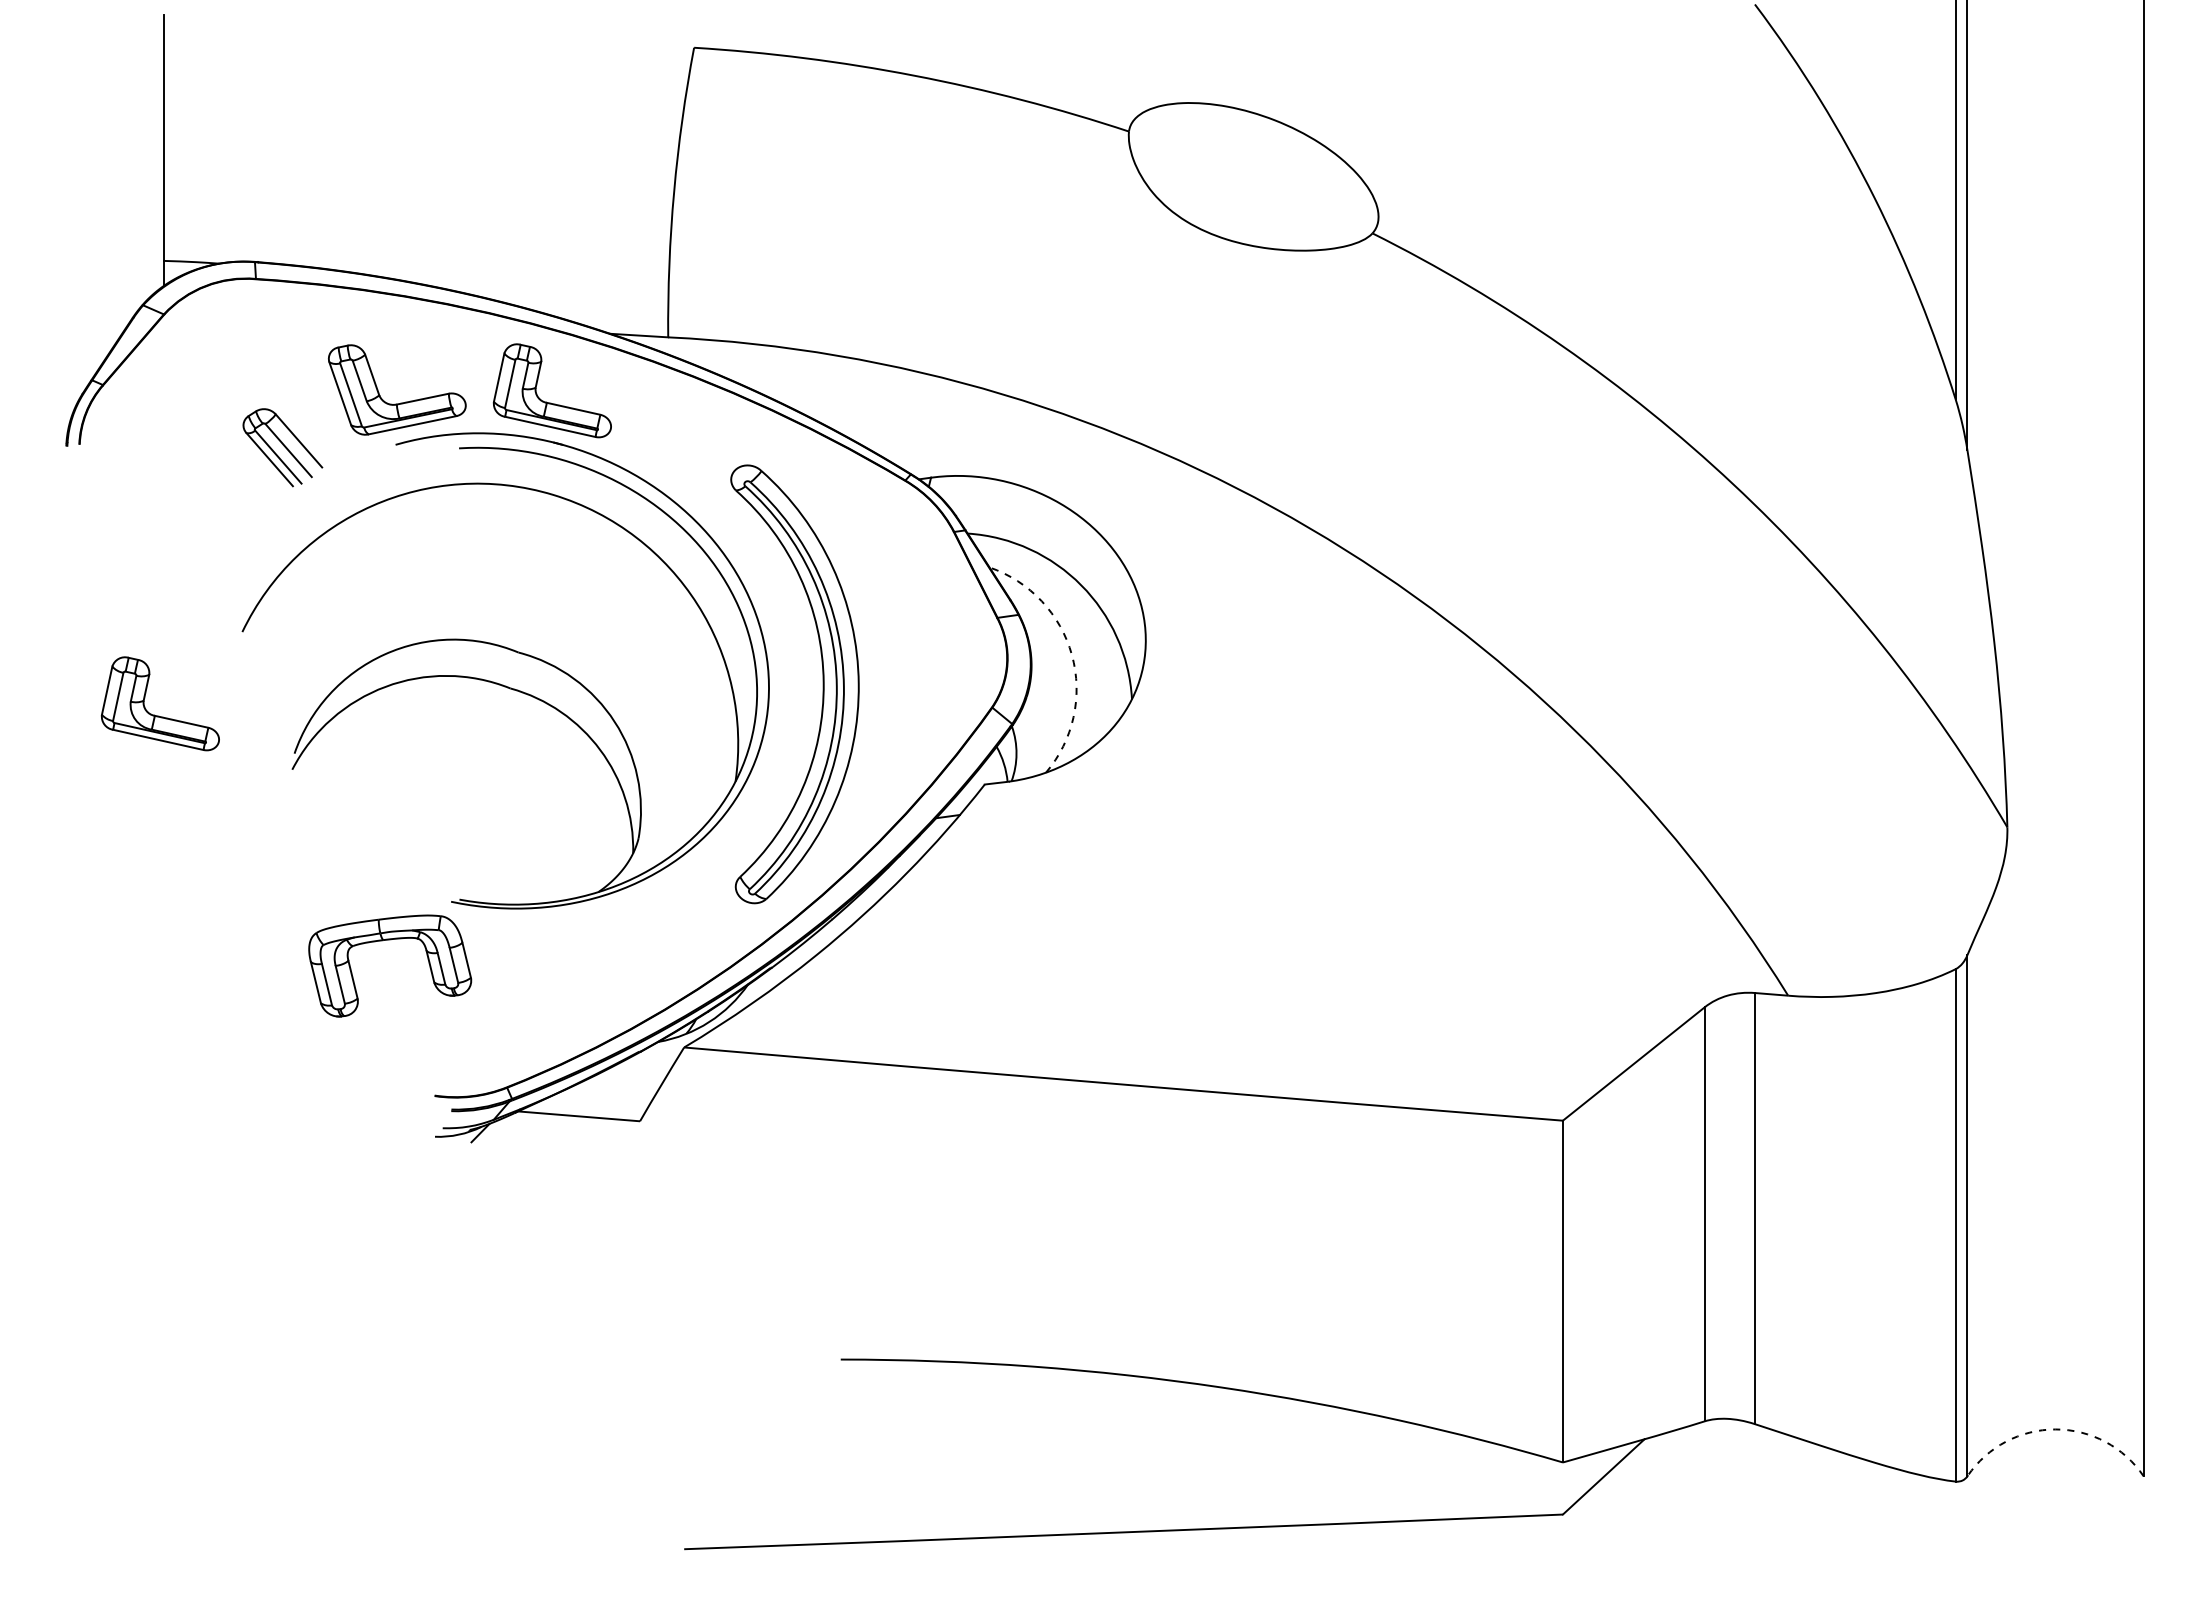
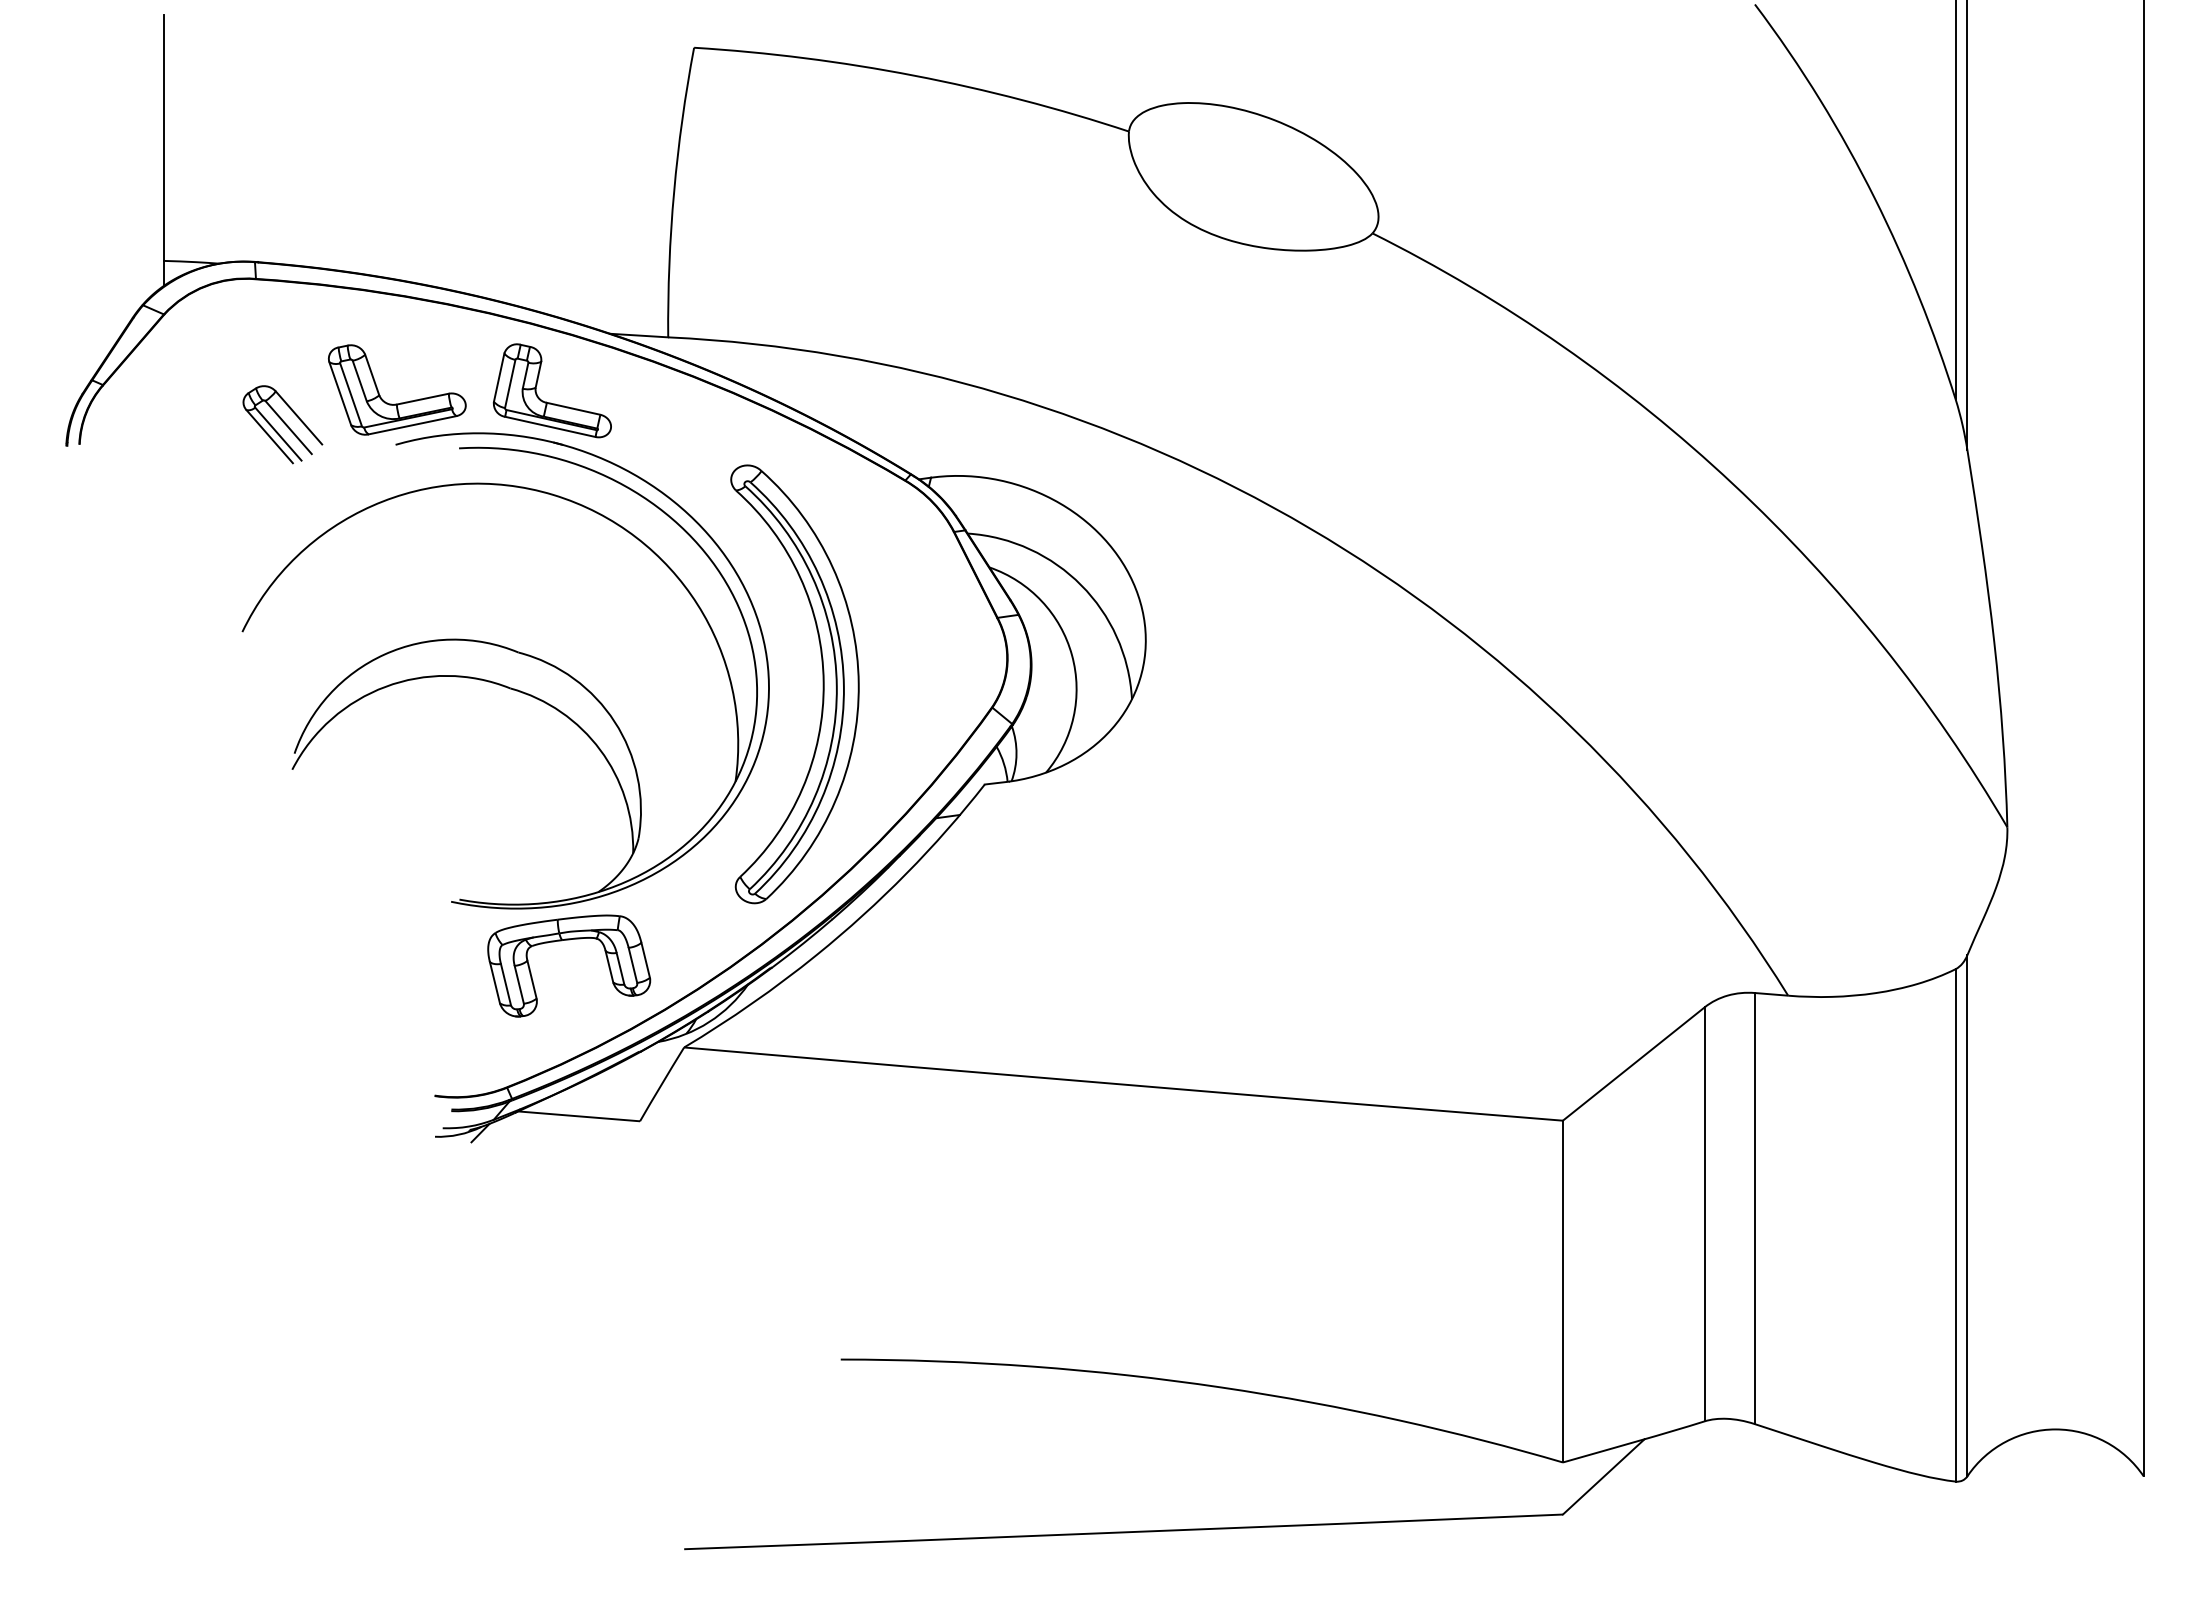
part position: (282, 447) -> (282, 424) (282, 424)
arc: dashed -> solid (1072, 655)
part: present -> none (159, 715)
part position: (390, 940) -> (569, 940) (569, 940)
arc: dashed -> solid (2055, 1429)
